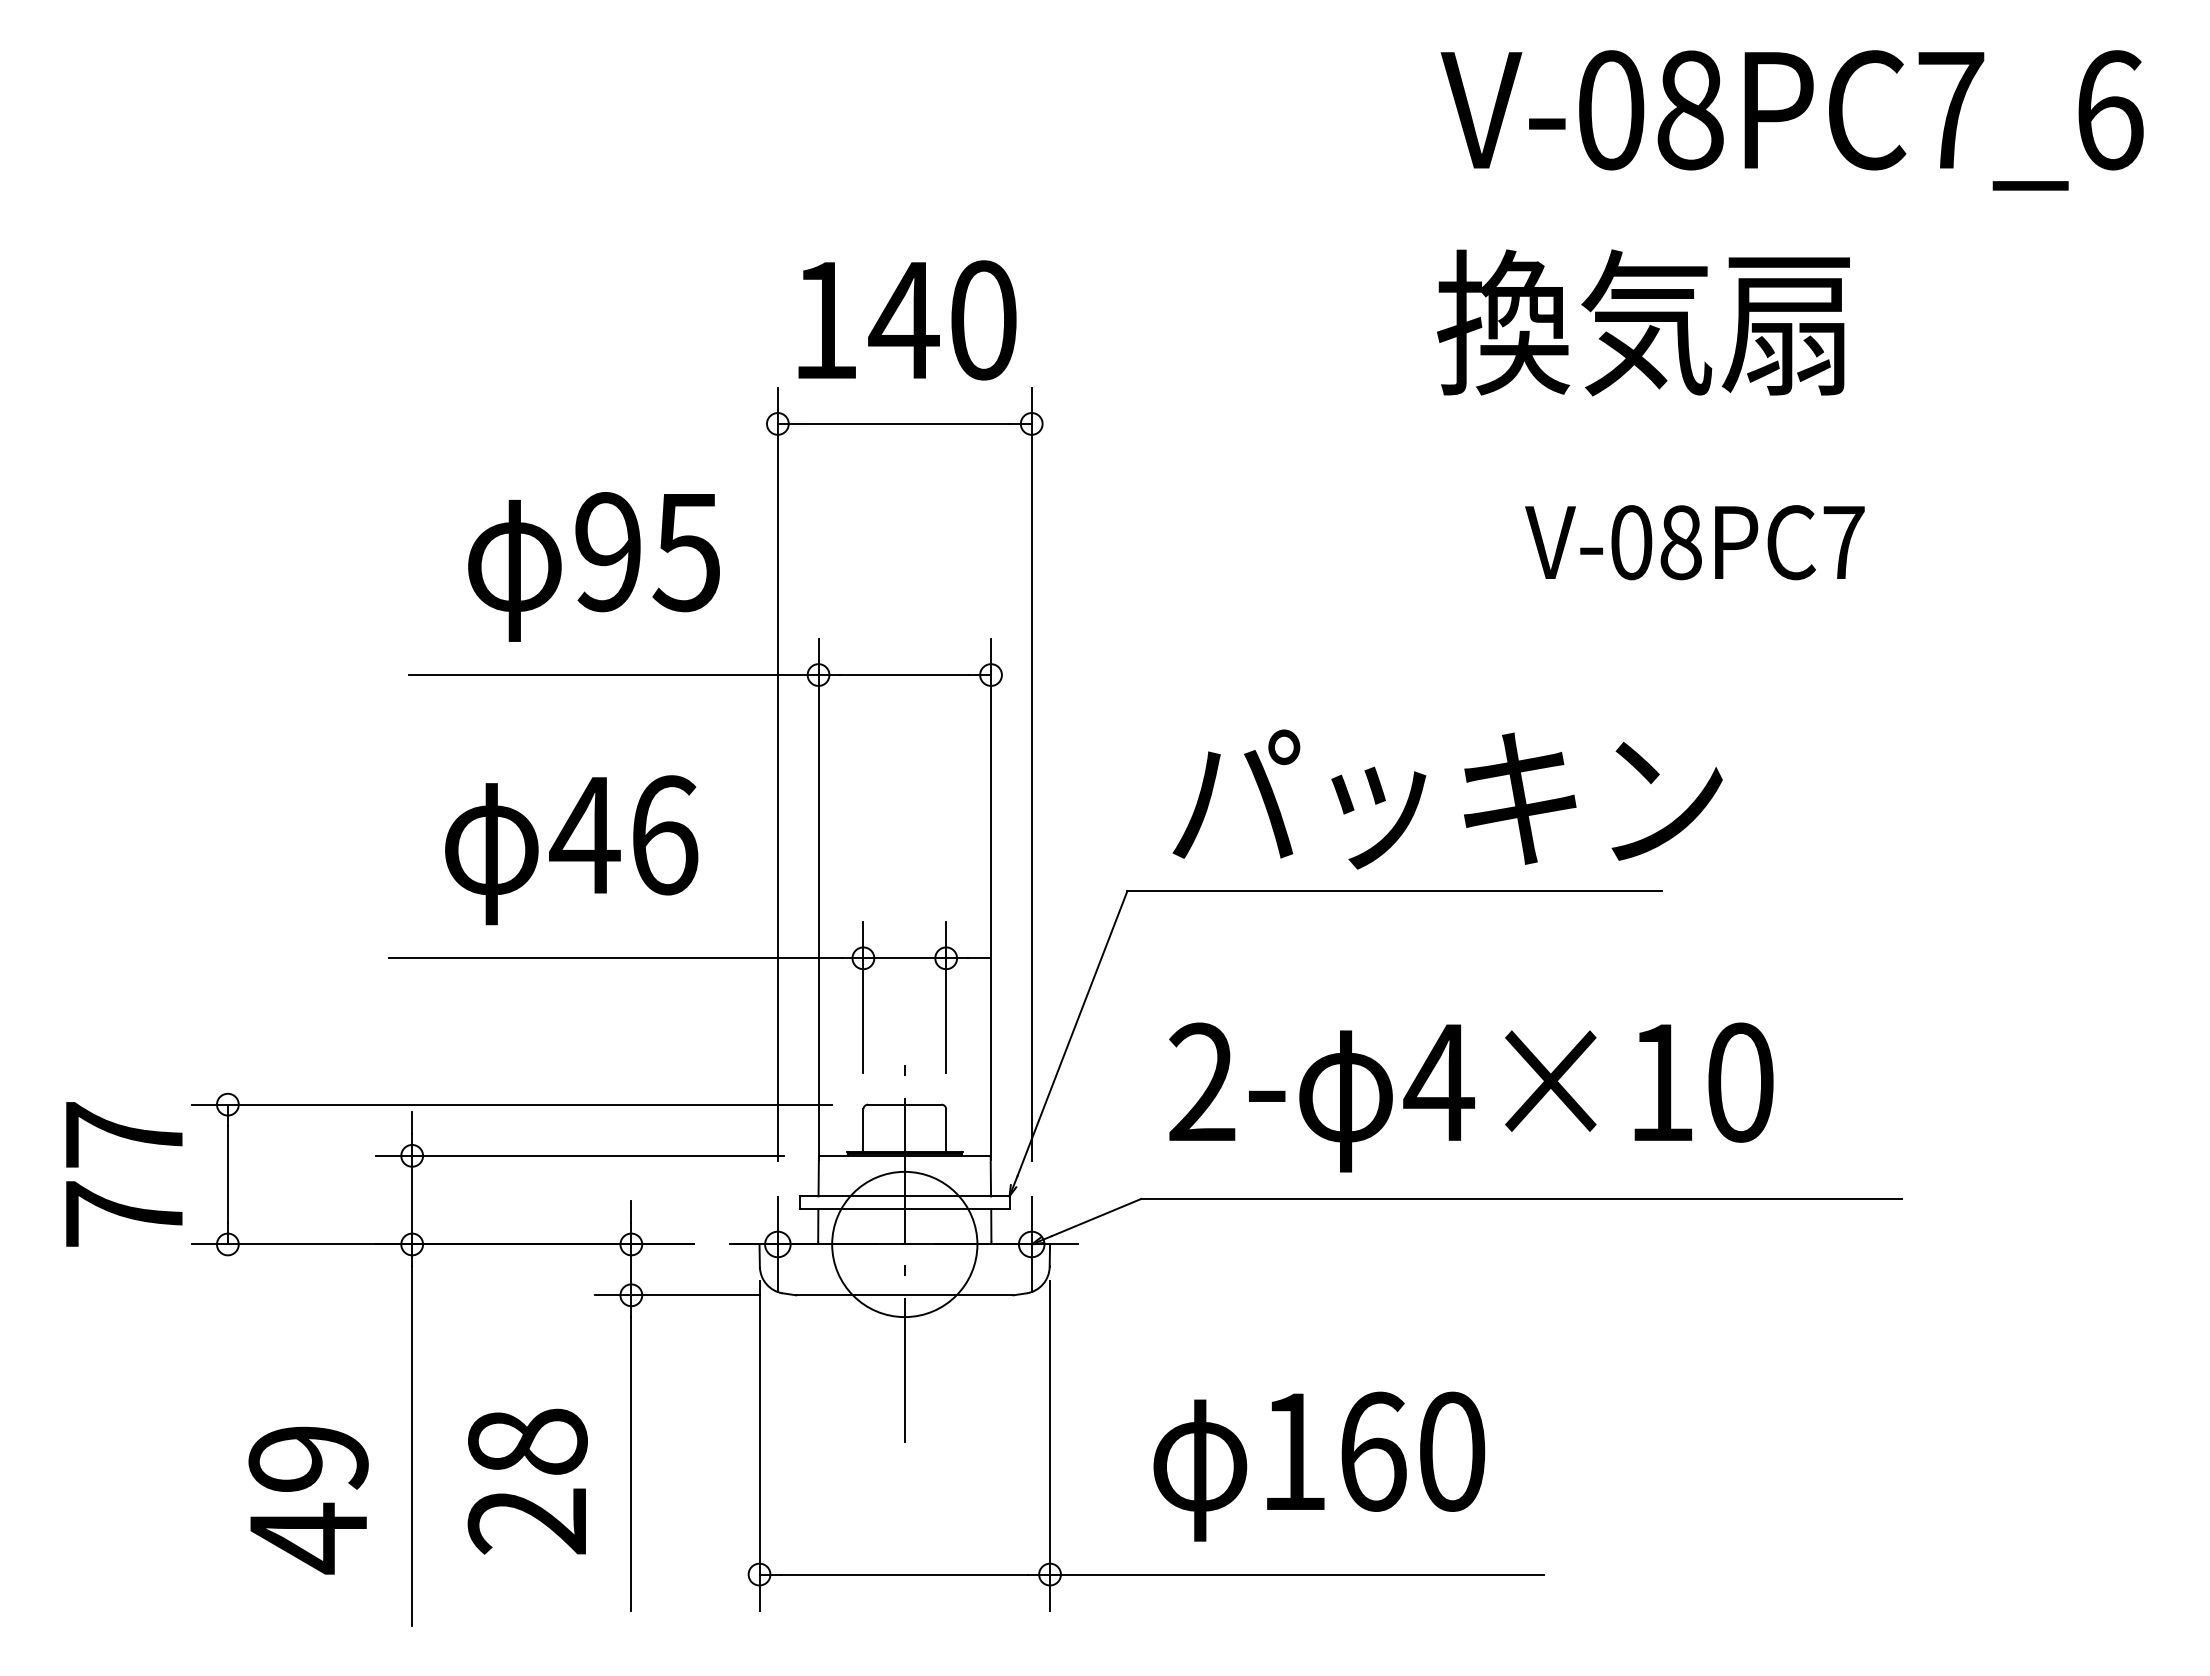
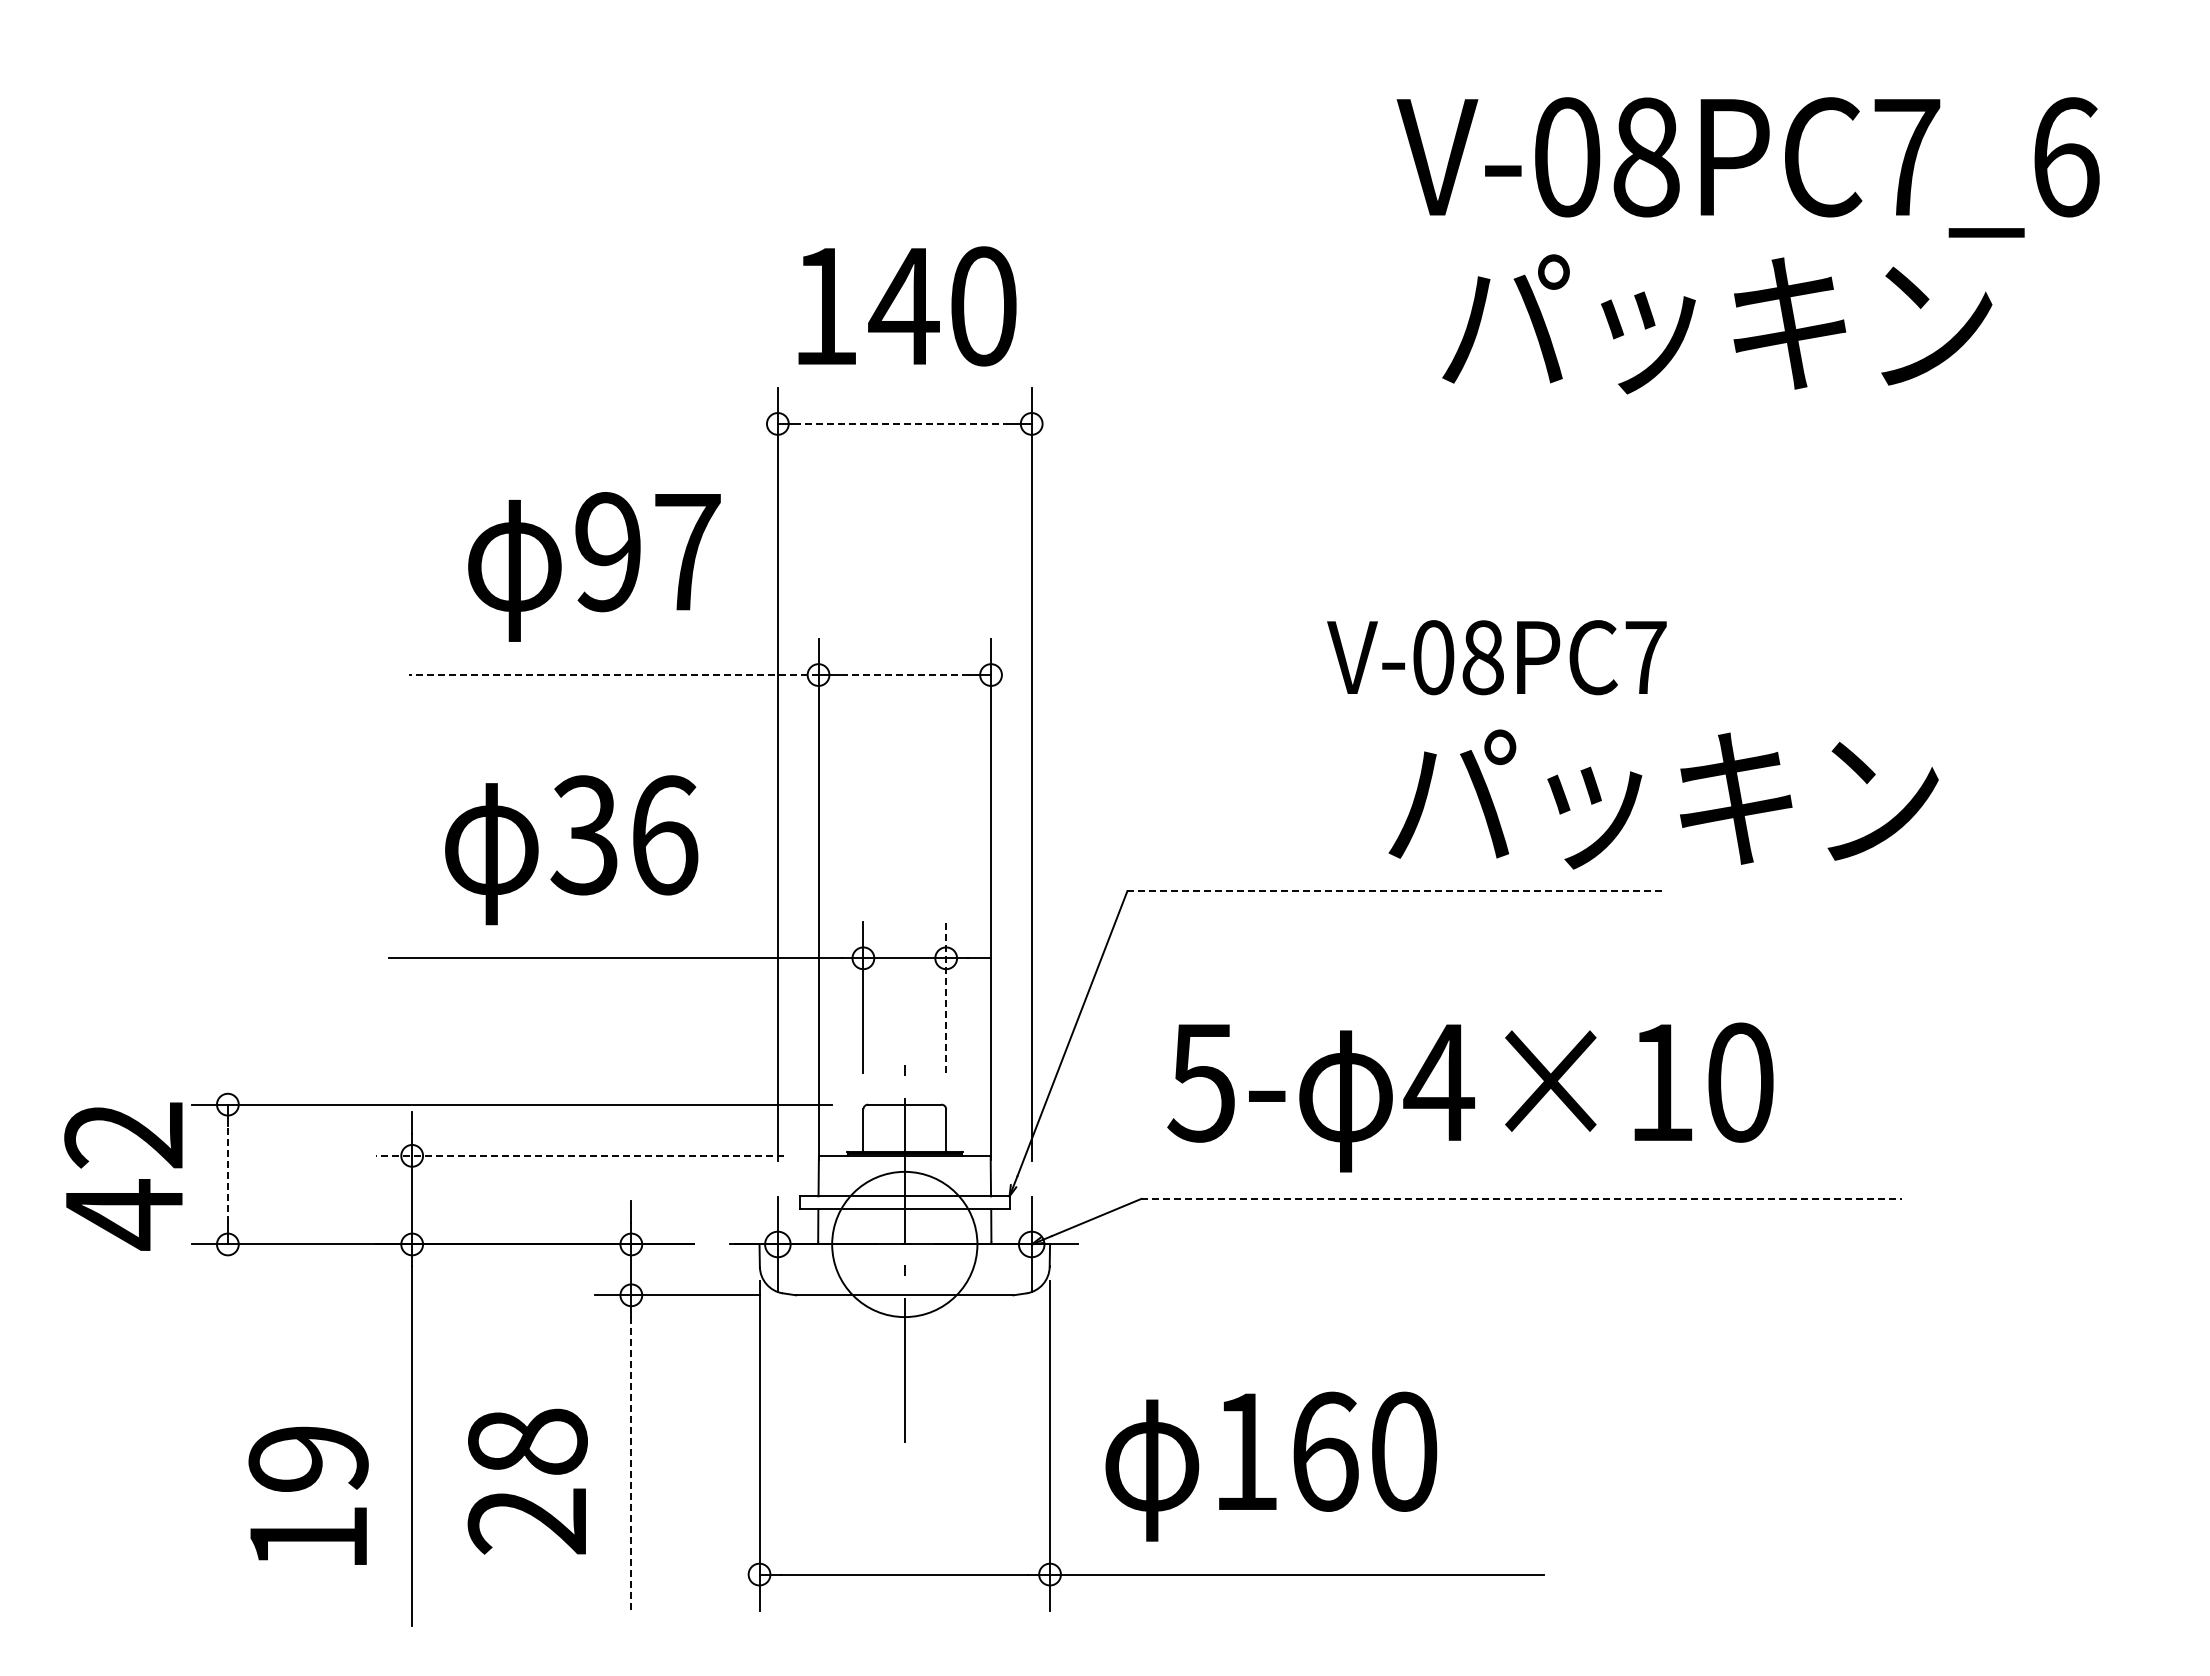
text position: (1791, 120) -> (1747, 167) (1747, 167)
text position: (907, 320) -> (907, 306) (907, 306)
text: 換気扇 -> パッキン (1714, 322)
line: solid -> dashed (904, 423)
text position: (1694, 542) -> (1496, 657) (1496, 657)
text: 95 -> 97 (686, 553)
line: solid -> dashed (613, 675)
line: solid -> dashed (904, 675)
text position: (1447, 799) -> (1663, 799) (1663, 799)
text: 46 -> 36 (584, 835)
line: solid -> dashed (1395, 891)
line: solid -> dashed (946, 997)
text: 2- -> 5- (1201, 1082)
line: solid -> dashed (579, 1155)
line: solid -> dashed (227, 1174)
text: 77 -> 42 (123, 1176)
line: solid -> dashed (1522, 1198)
line: solid -> dashed (631, 1464)
text position: (1319, 1466) -> (1271, 1466) (1271, 1466)
text: 49 -> 19 (308, 1538)
